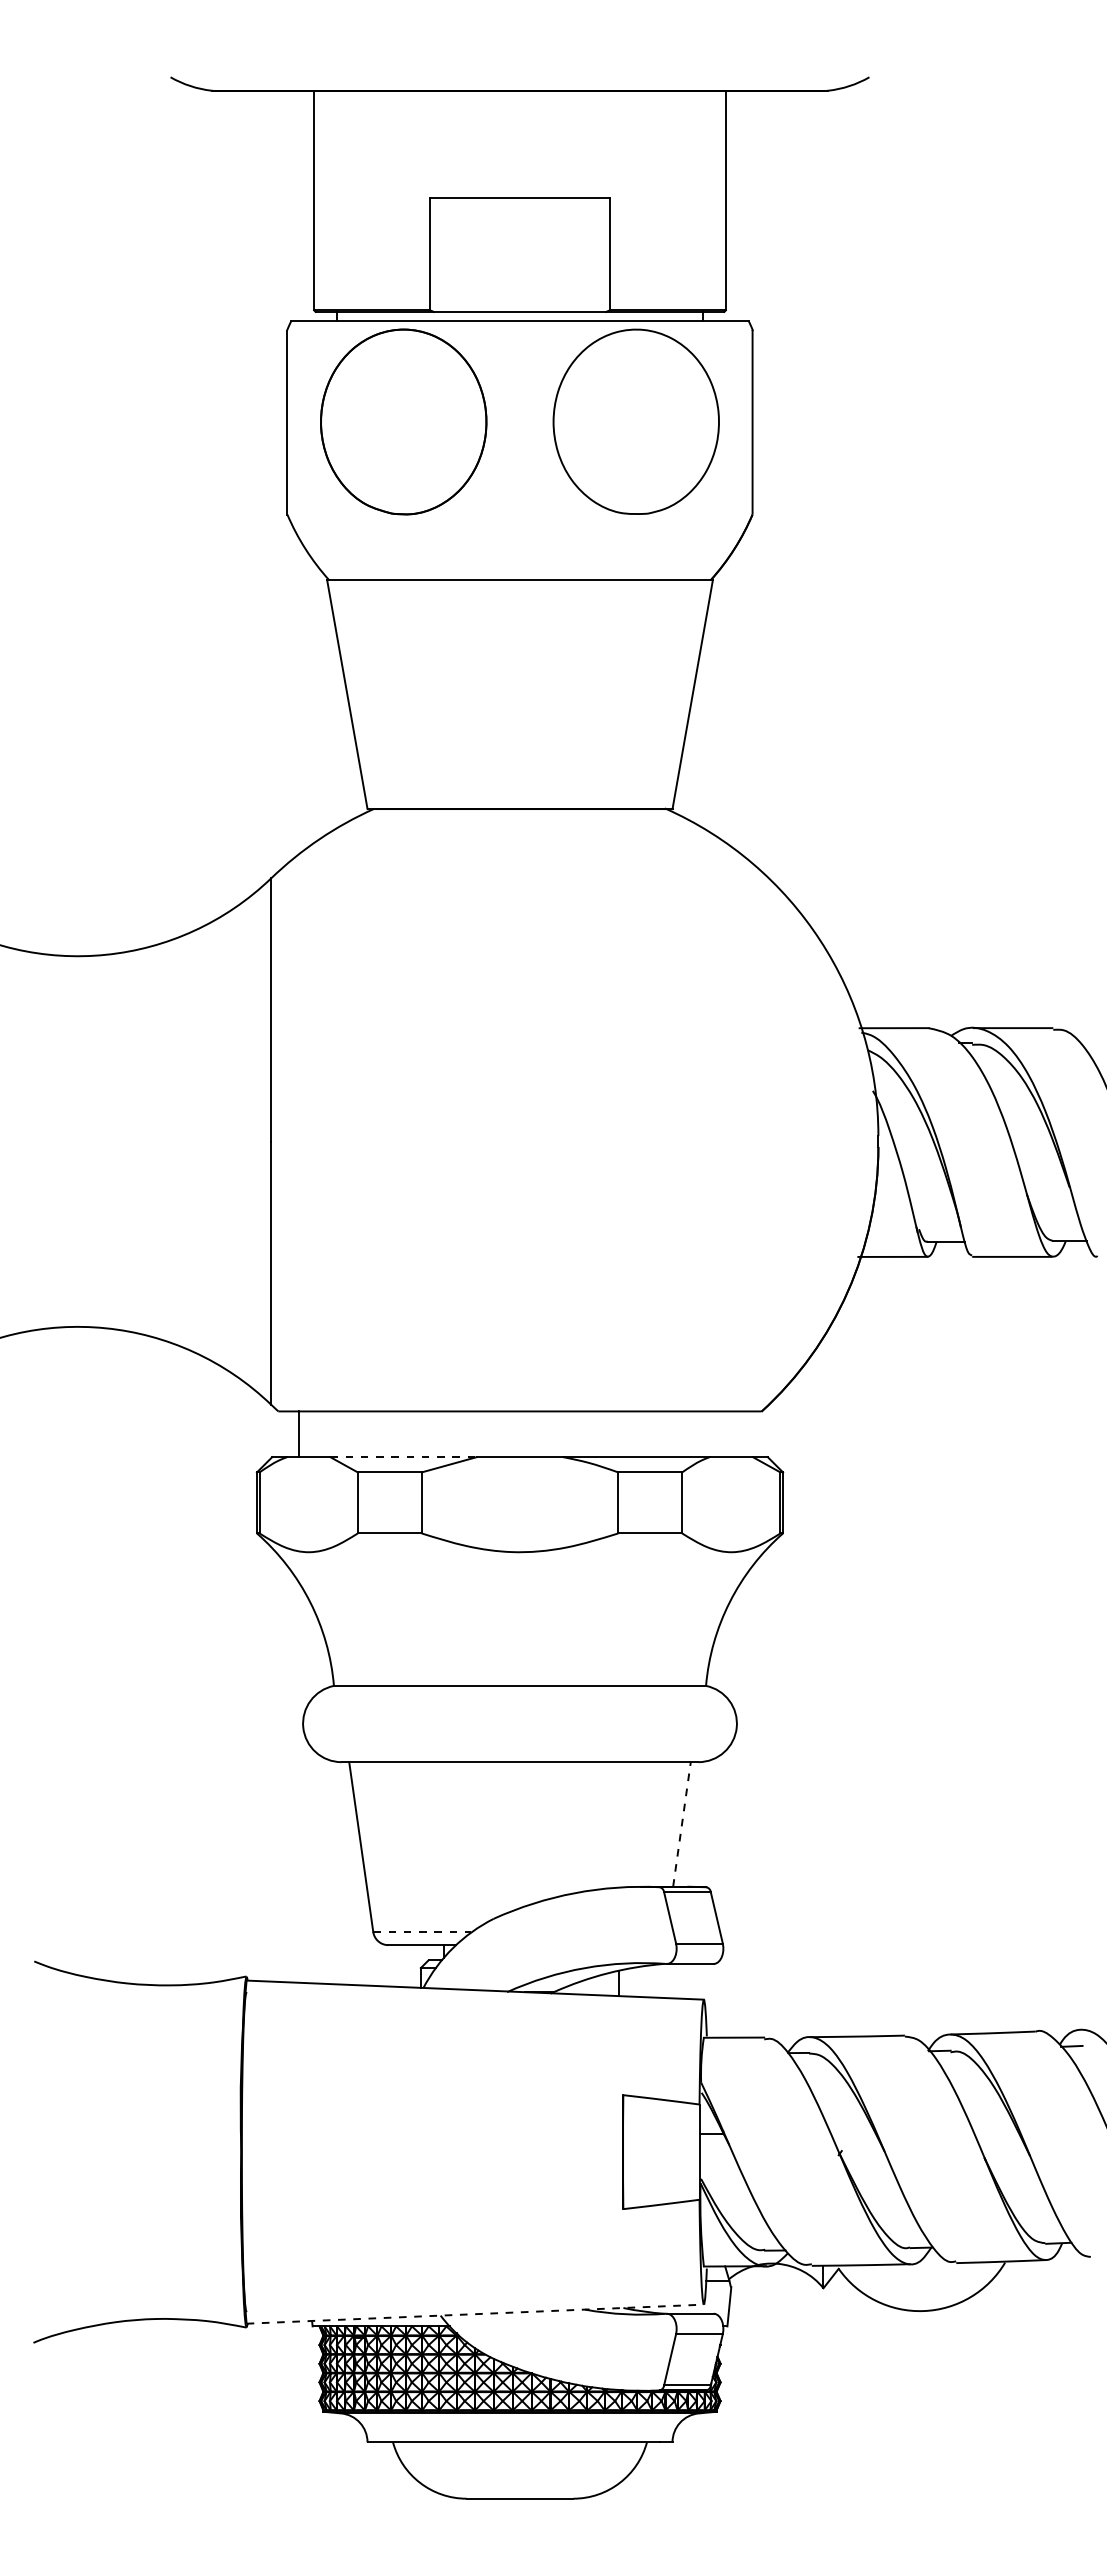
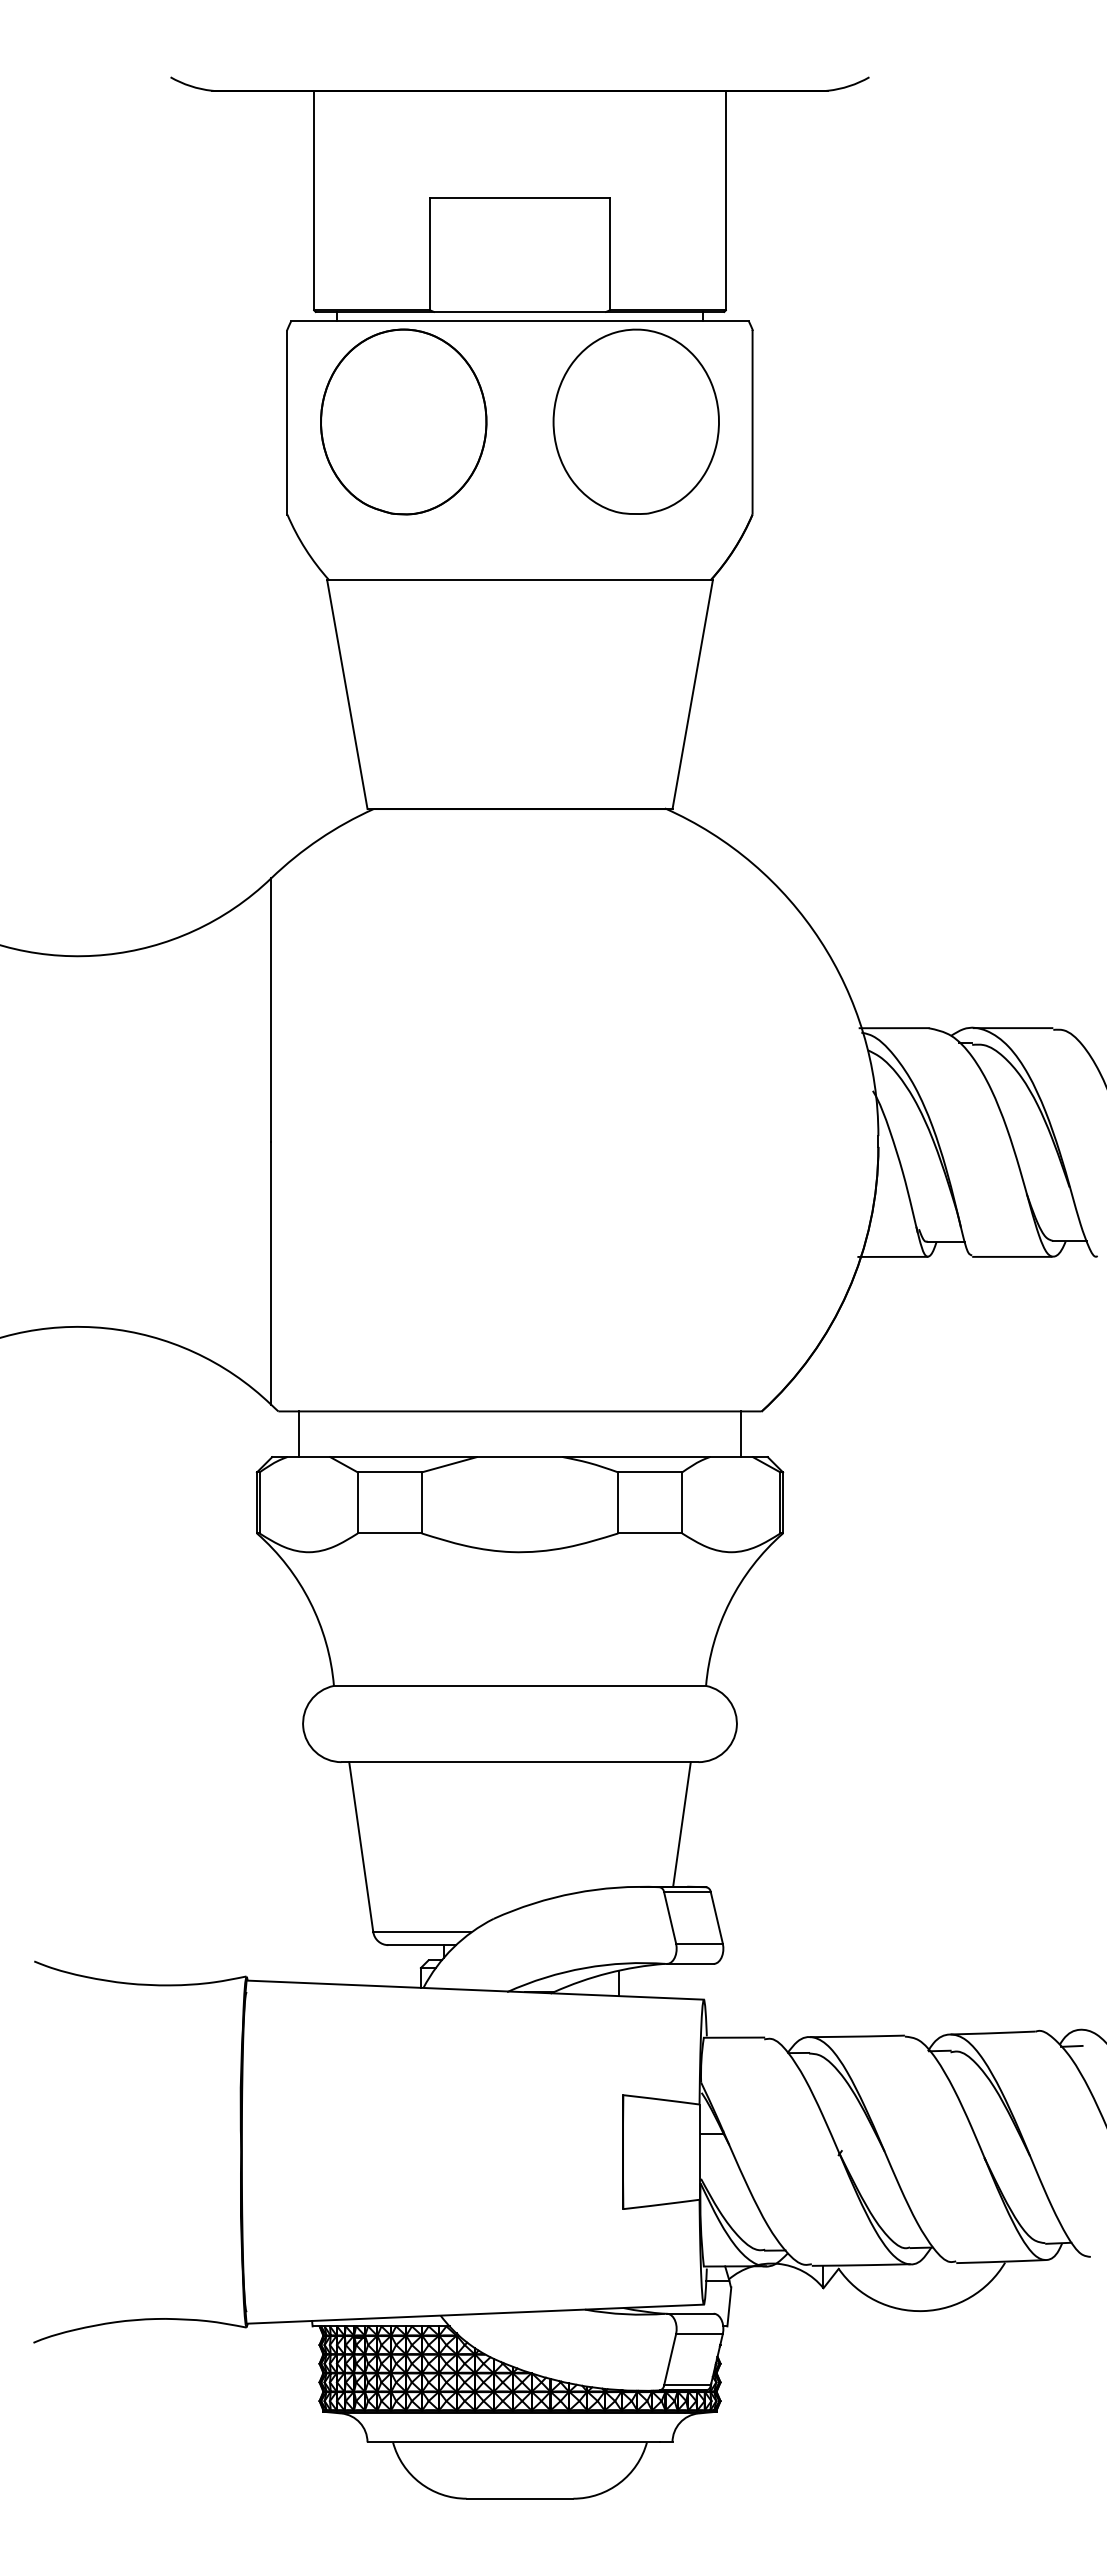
line: none -> present (741, 1434)
line: dashed -> solid (404, 1457)
line: dashed -> solid (681, 1824)
line: dashed -> solid (422, 1932)
line: dashed -> solid (475, 2314)
